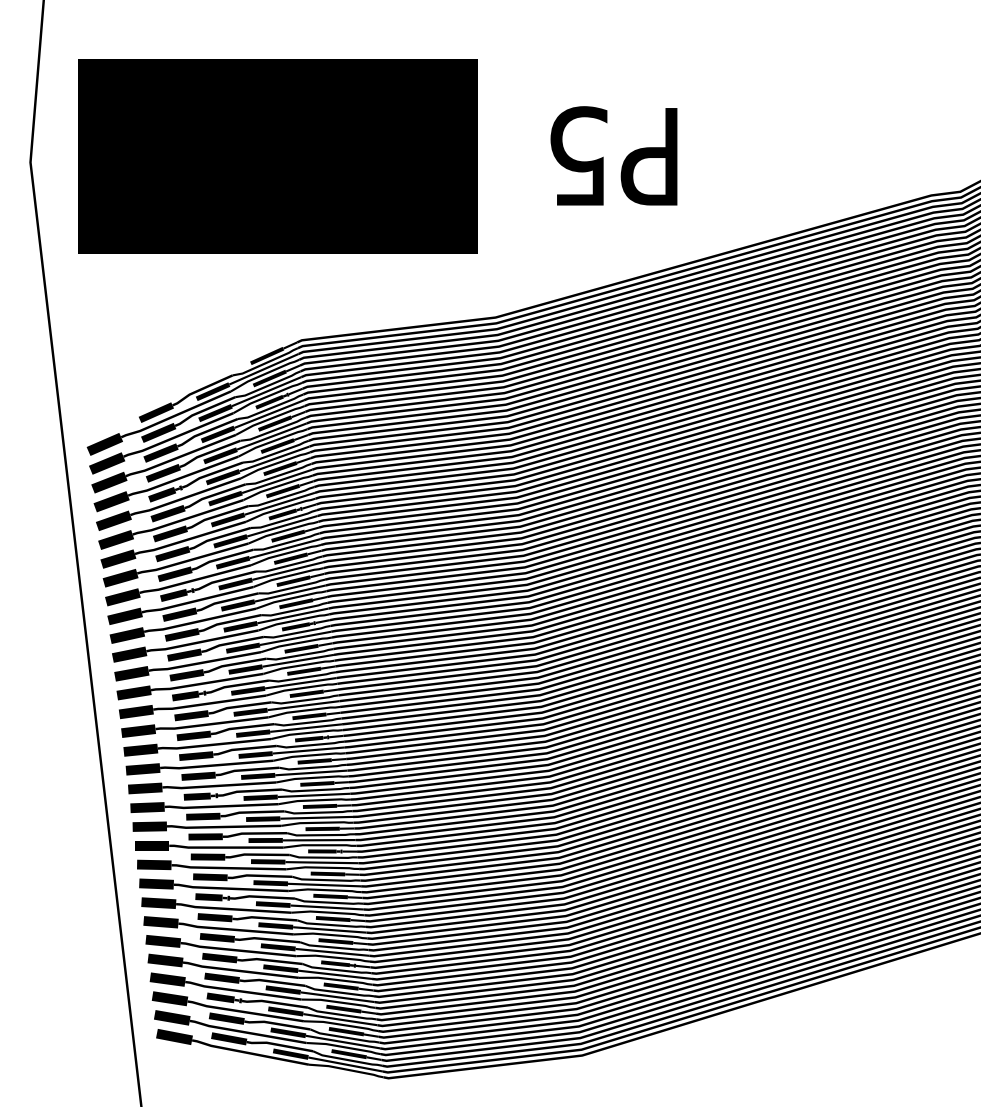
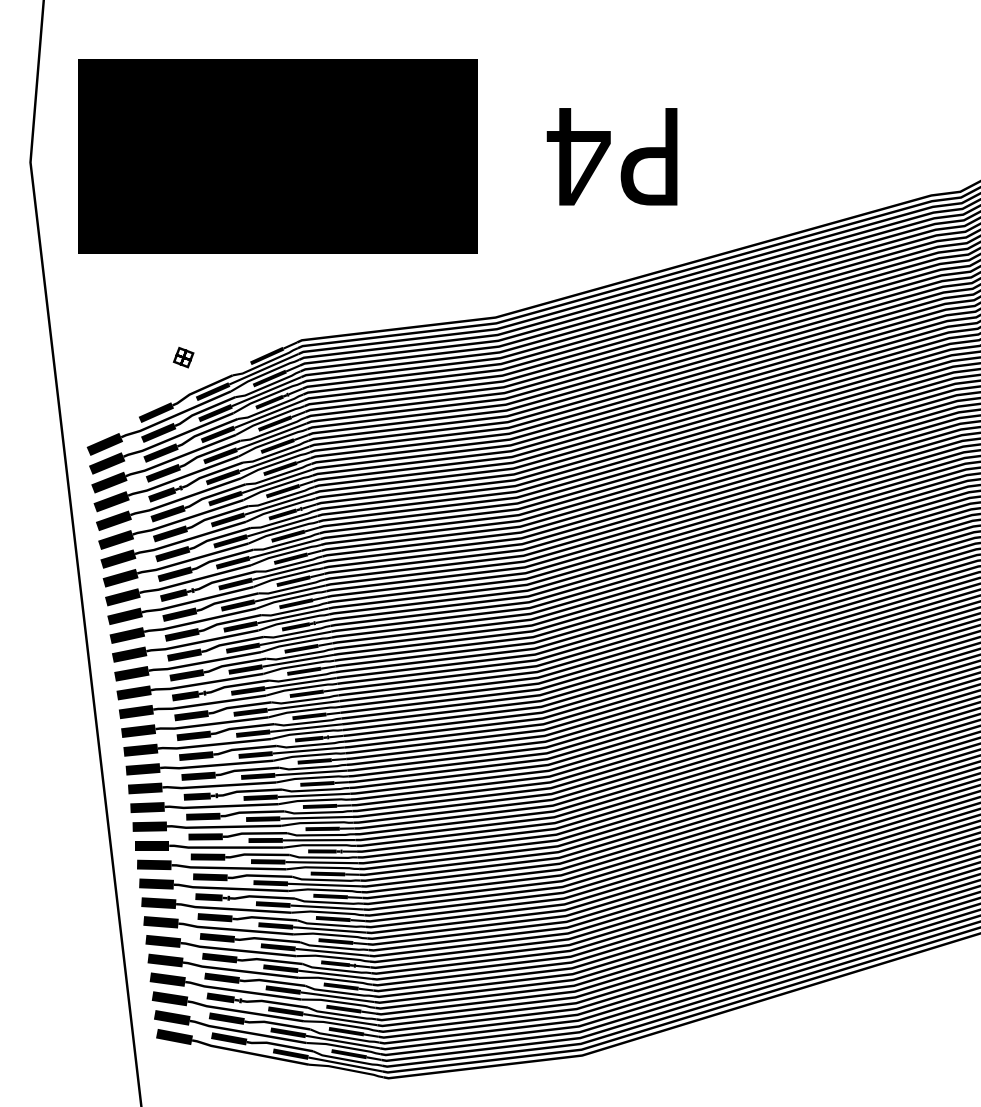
text: P5 -> P4 (578, 155)
part: none -> present (183, 357)
